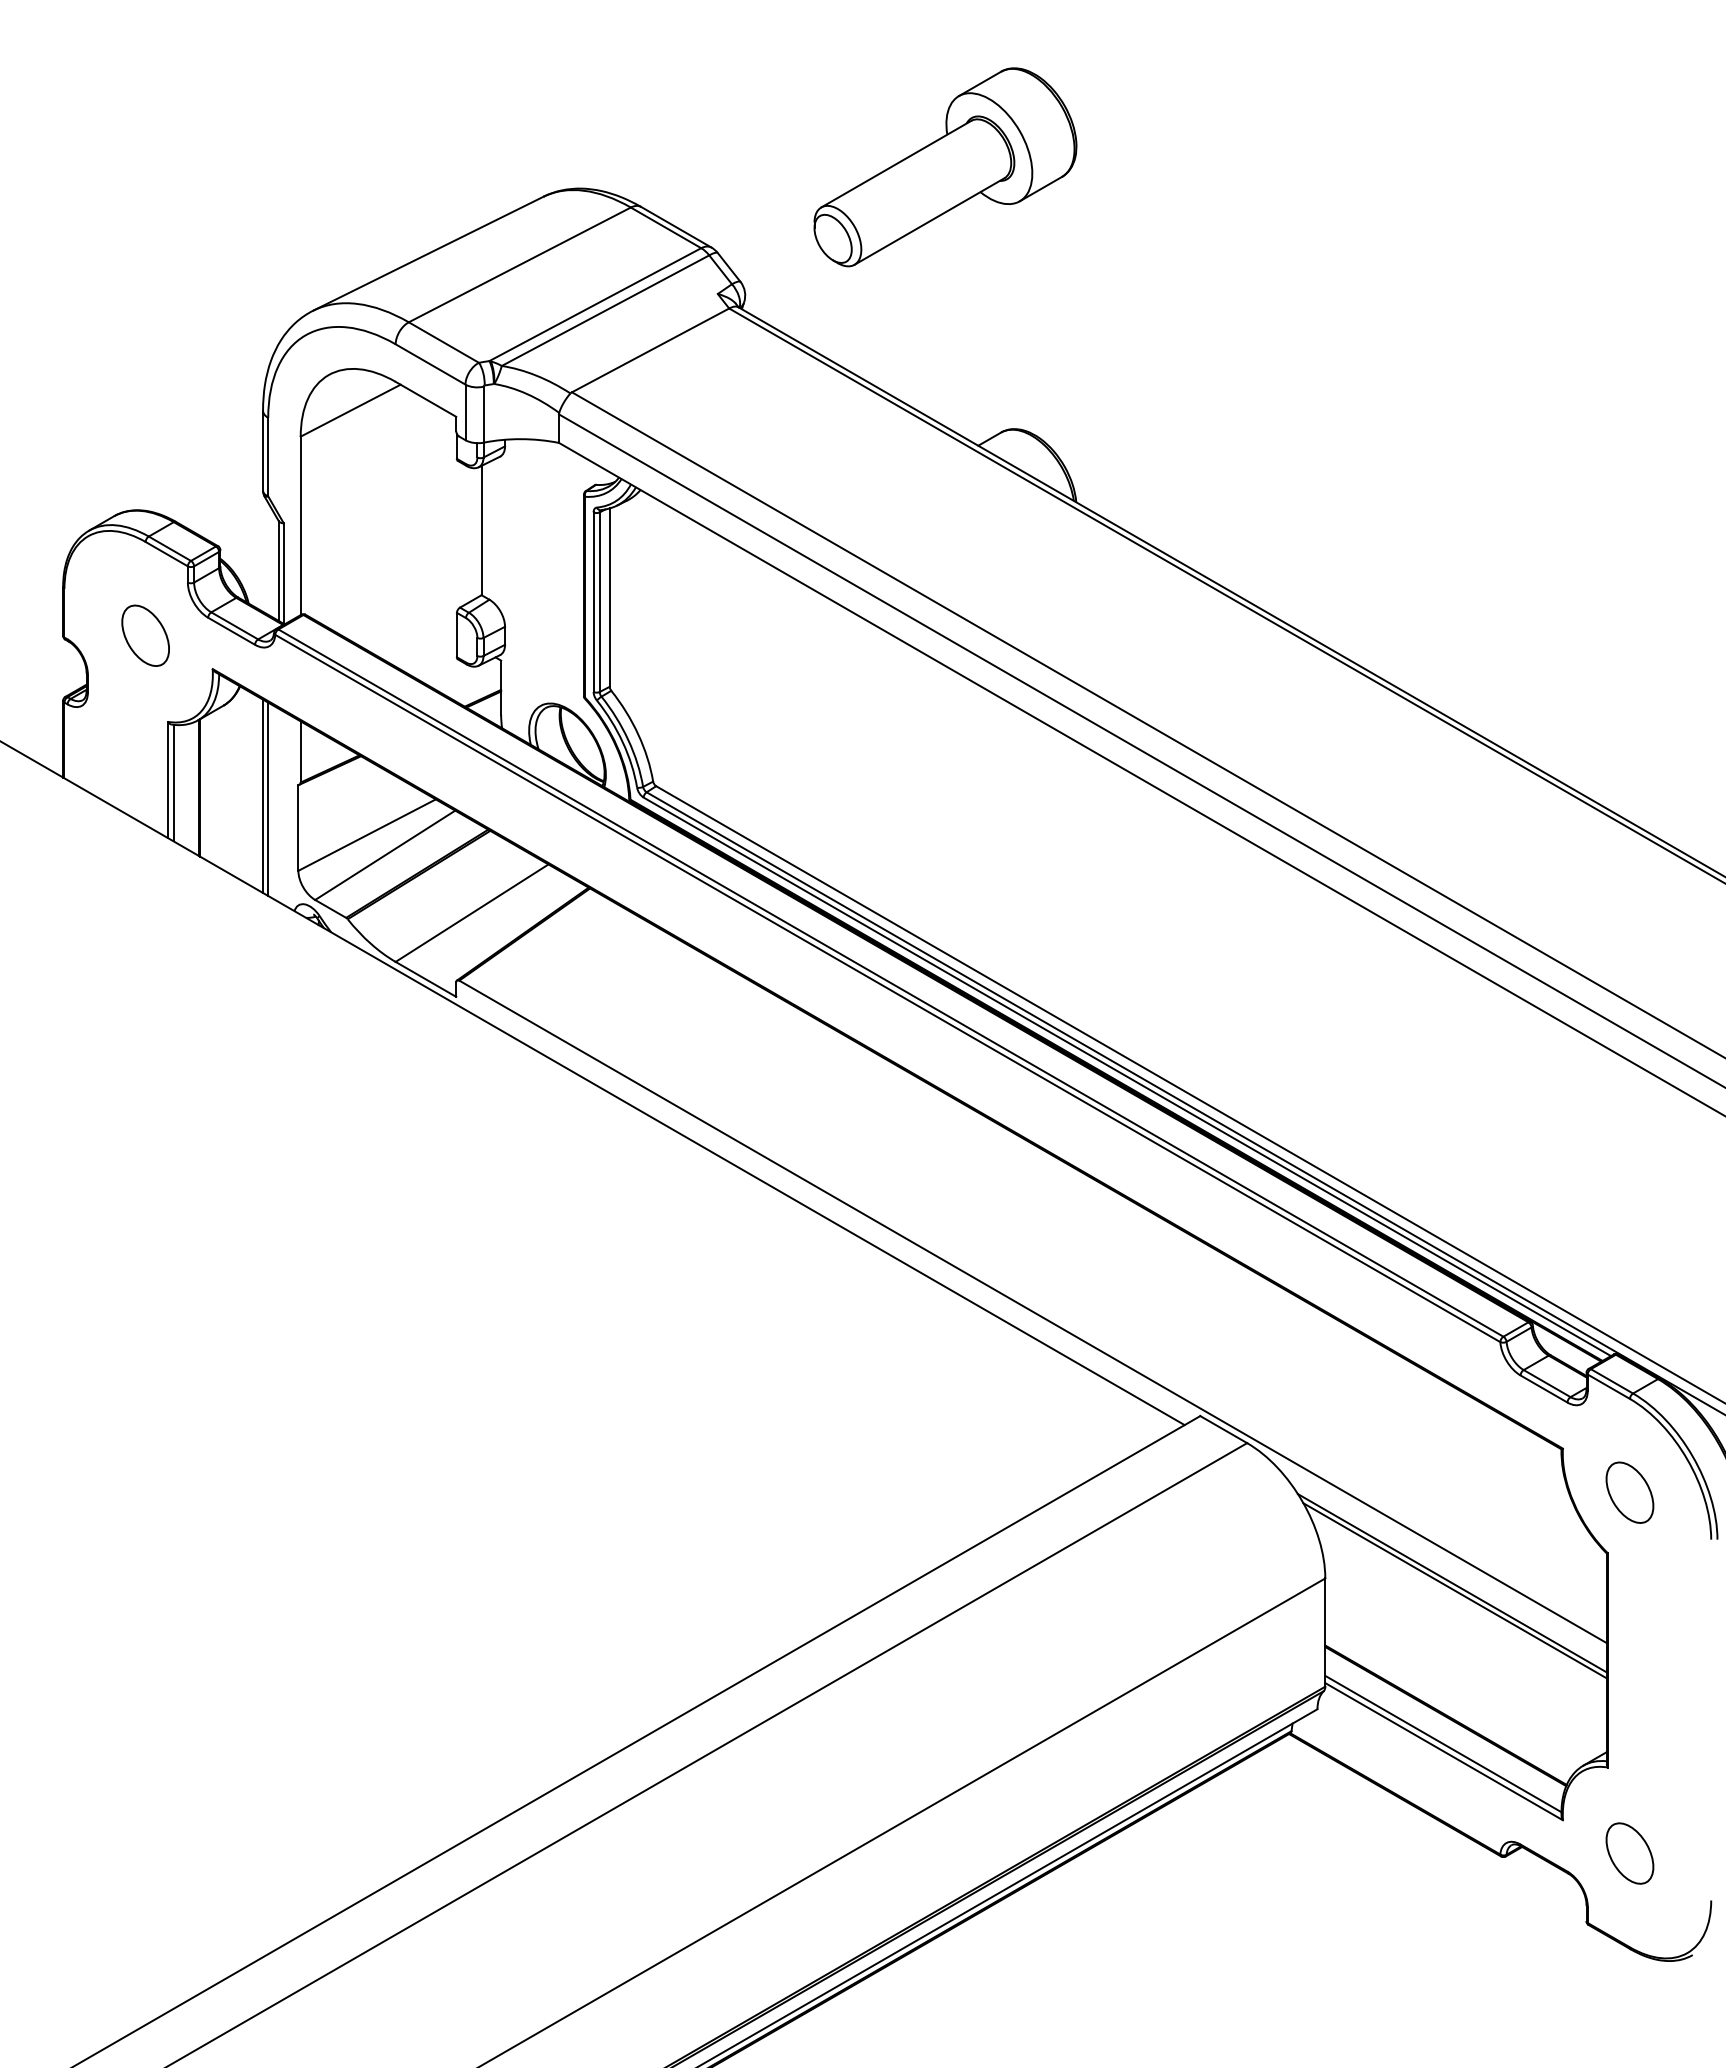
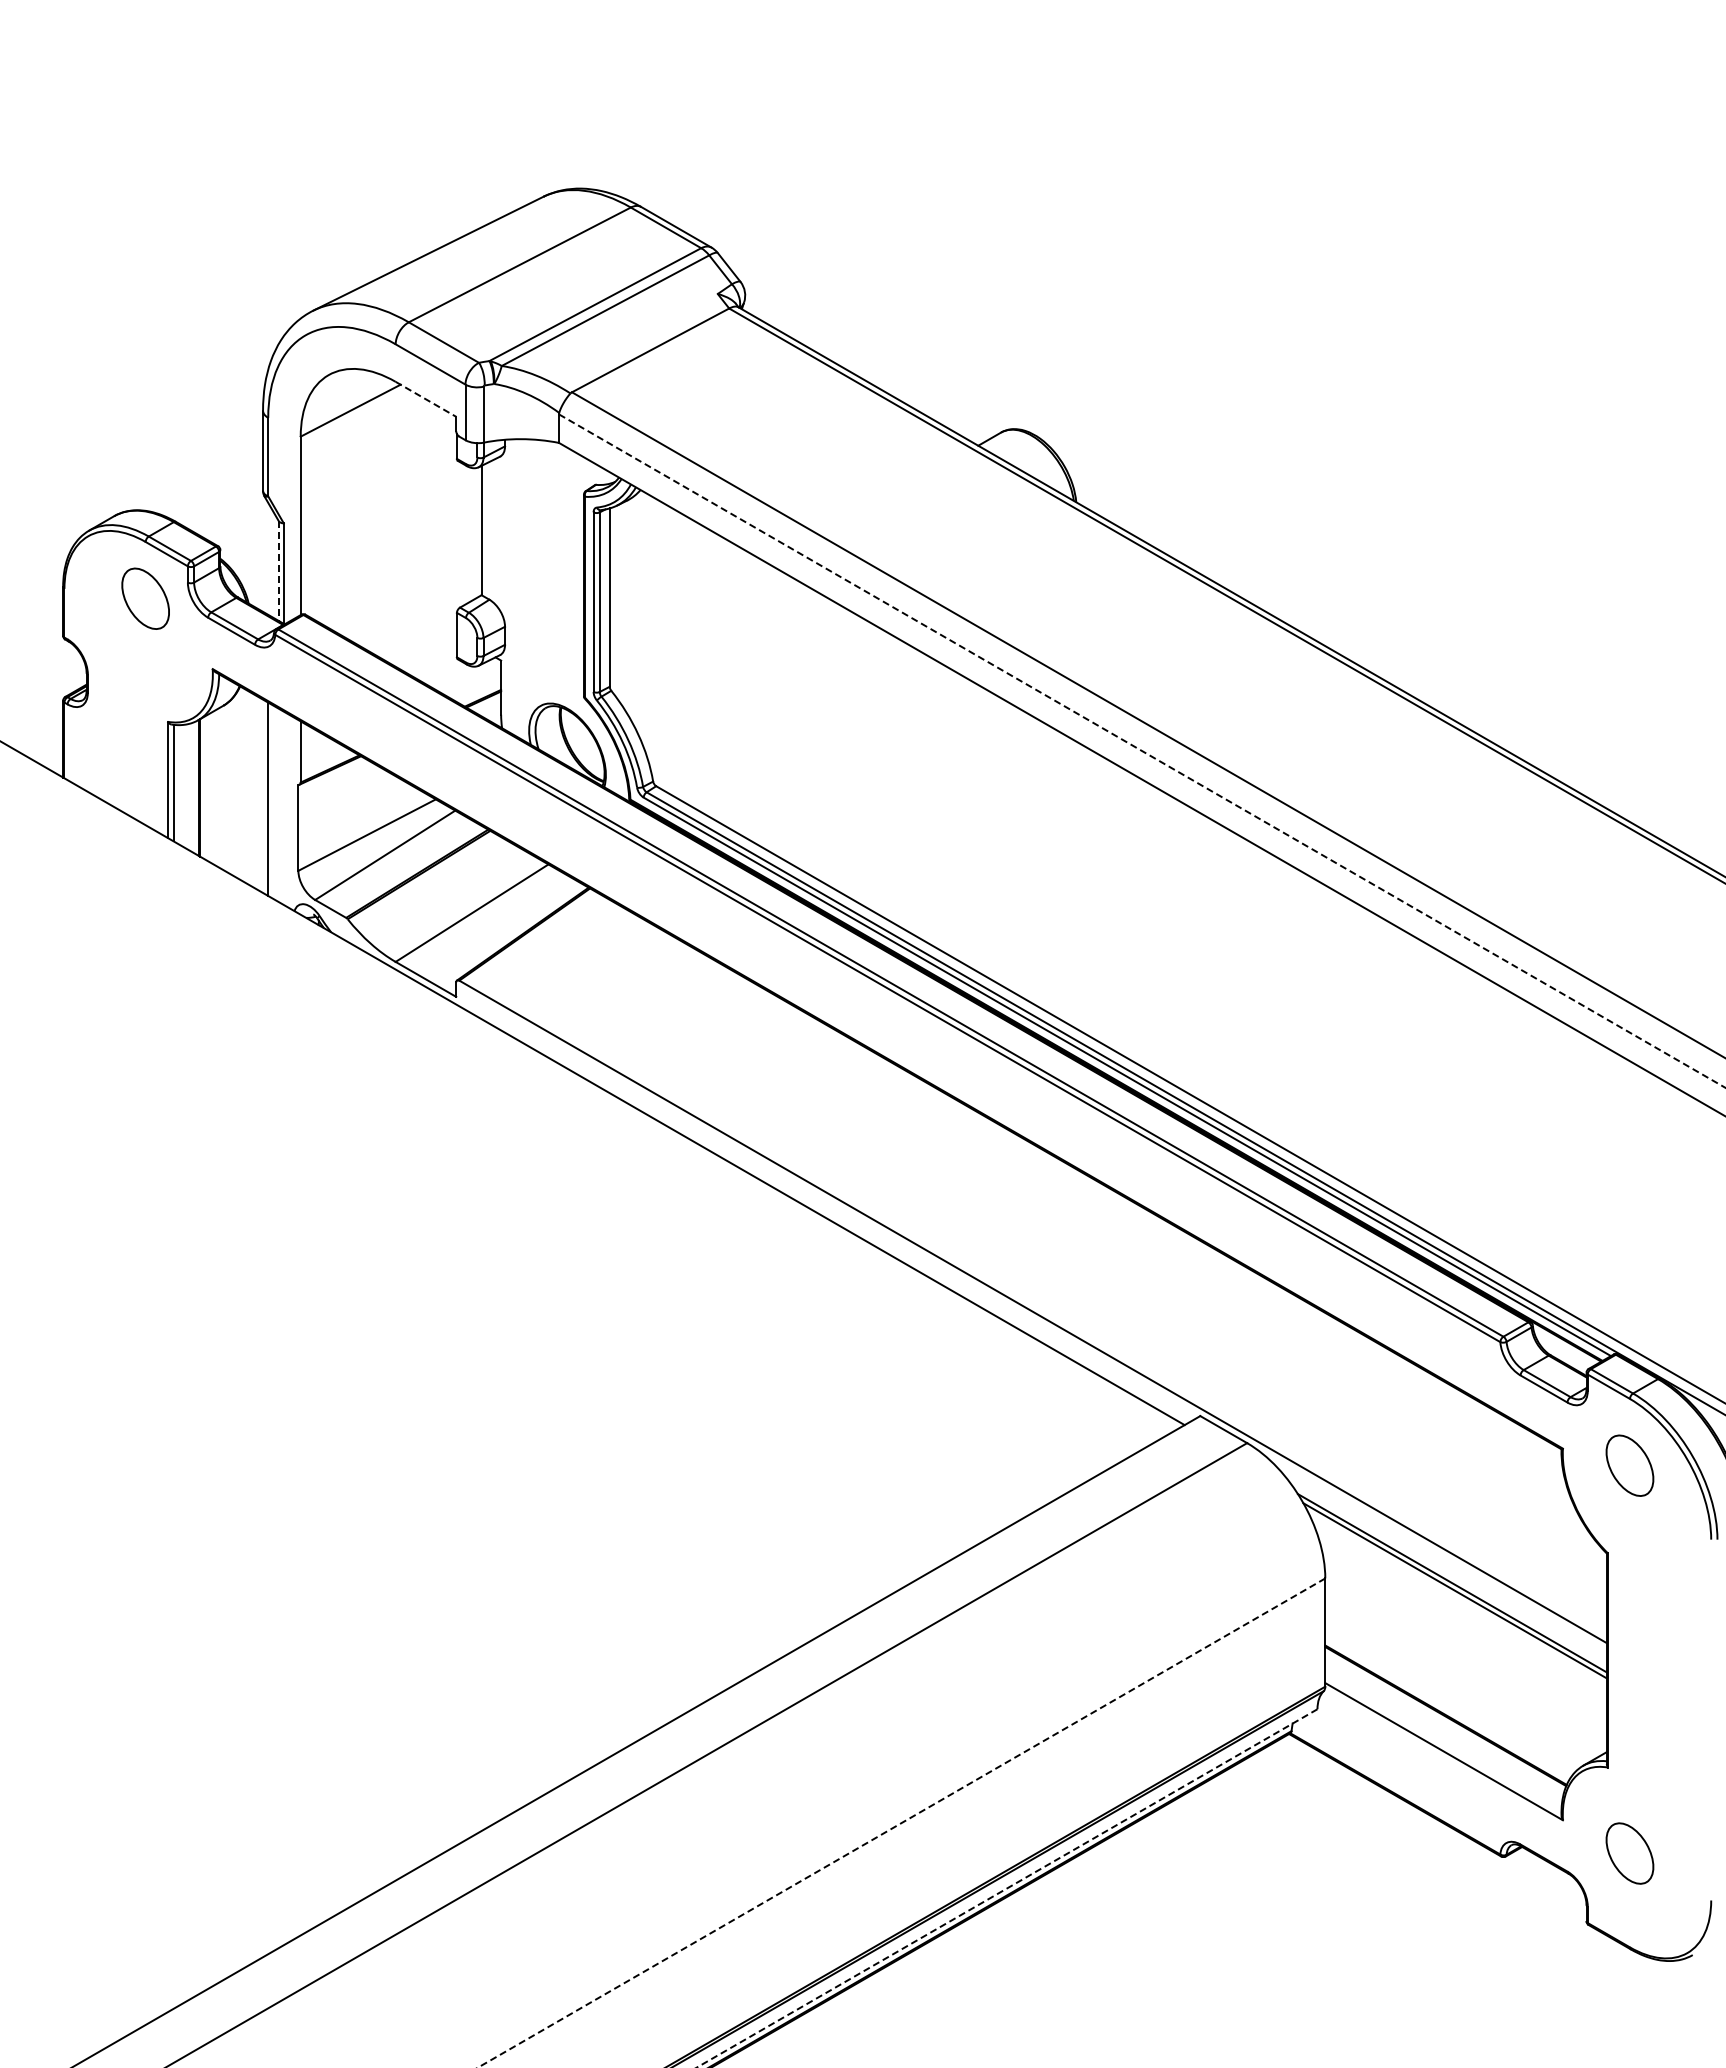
part: present -> none (945, 167)
line: solid -> dashed (425, 399)
line: solid -> dashed (278, 570)
part position: (145, 635) -> (145, 598) (145, 598)
line: solid -> dashed (1142, 751)
line: present -> none (263, 795)
part position: (1629, 1492) -> (1629, 1465) (1629, 1465)
line: present -> none (1443, 1743)
line: solid -> dashed (901, 1823)
line: solid -> dashed (1006, 1888)
